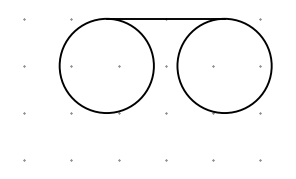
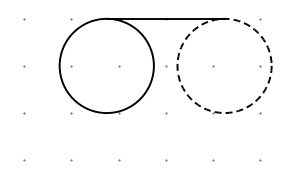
circle: solid -> dashed (224, 65)
